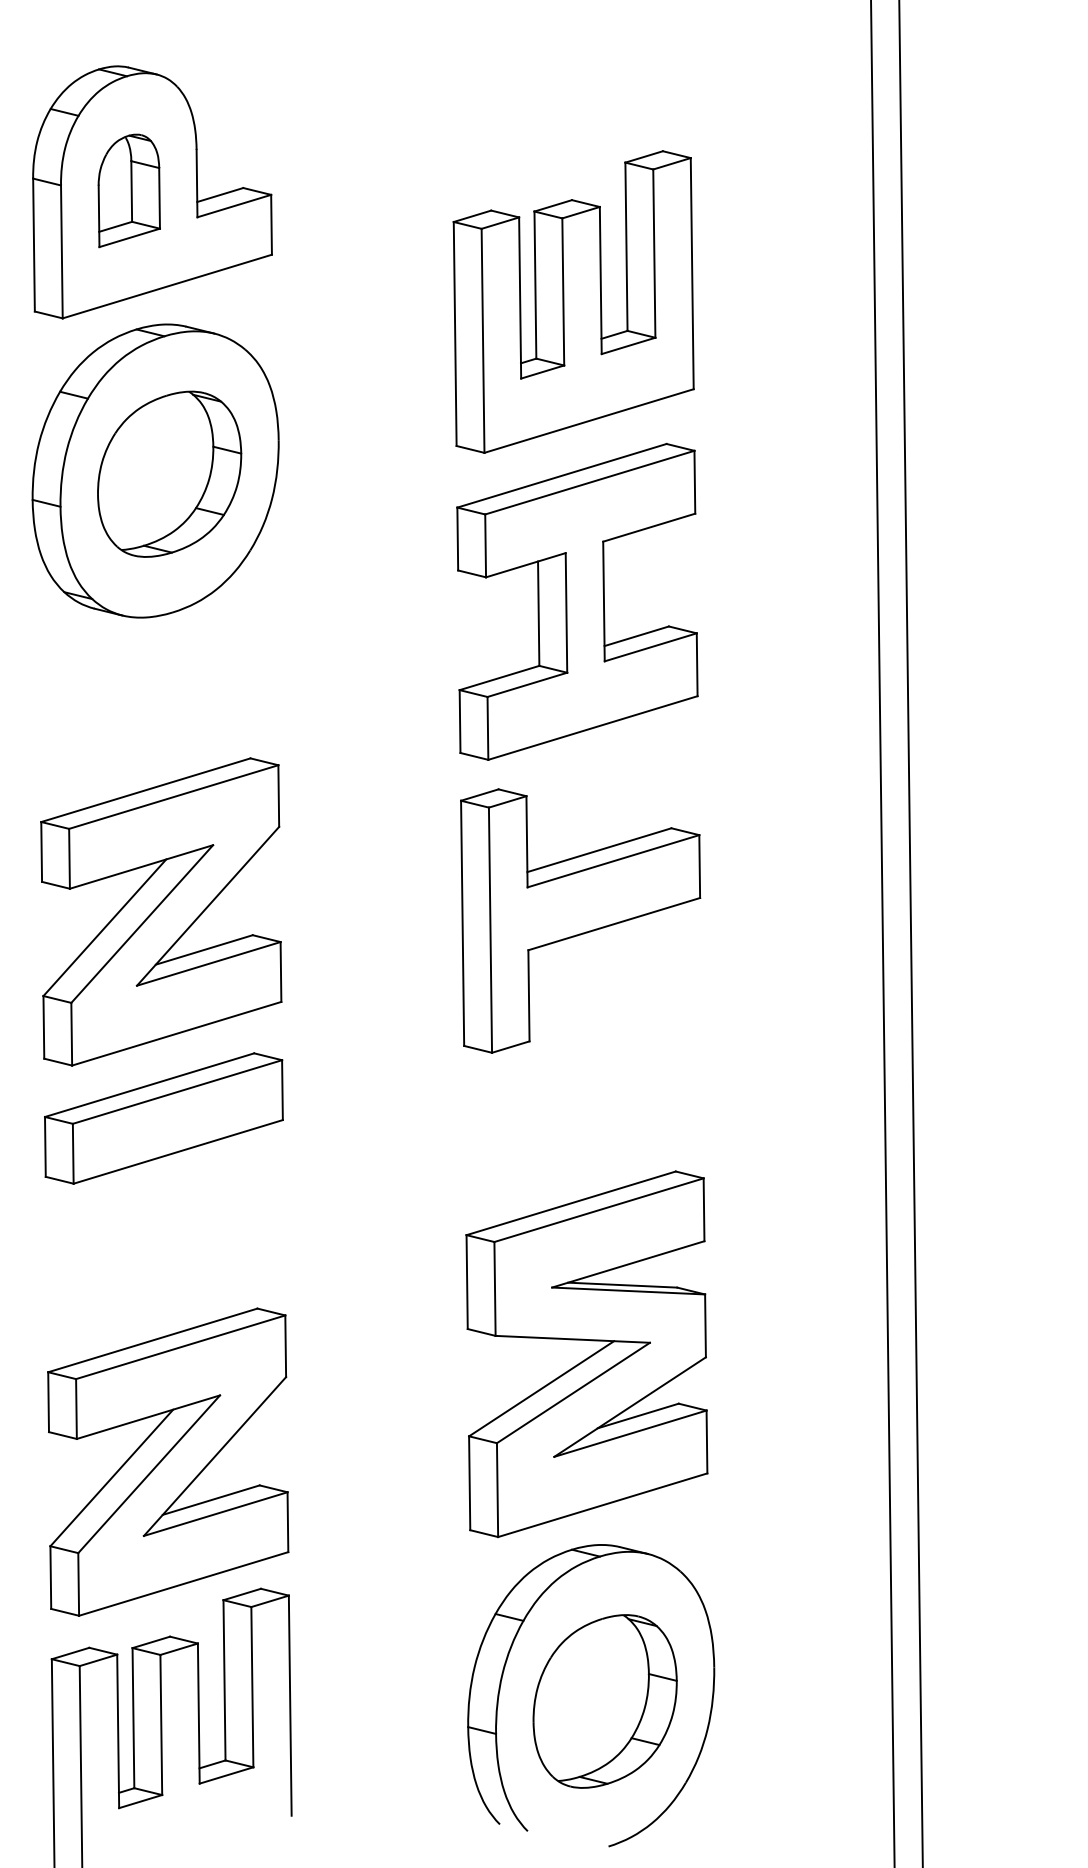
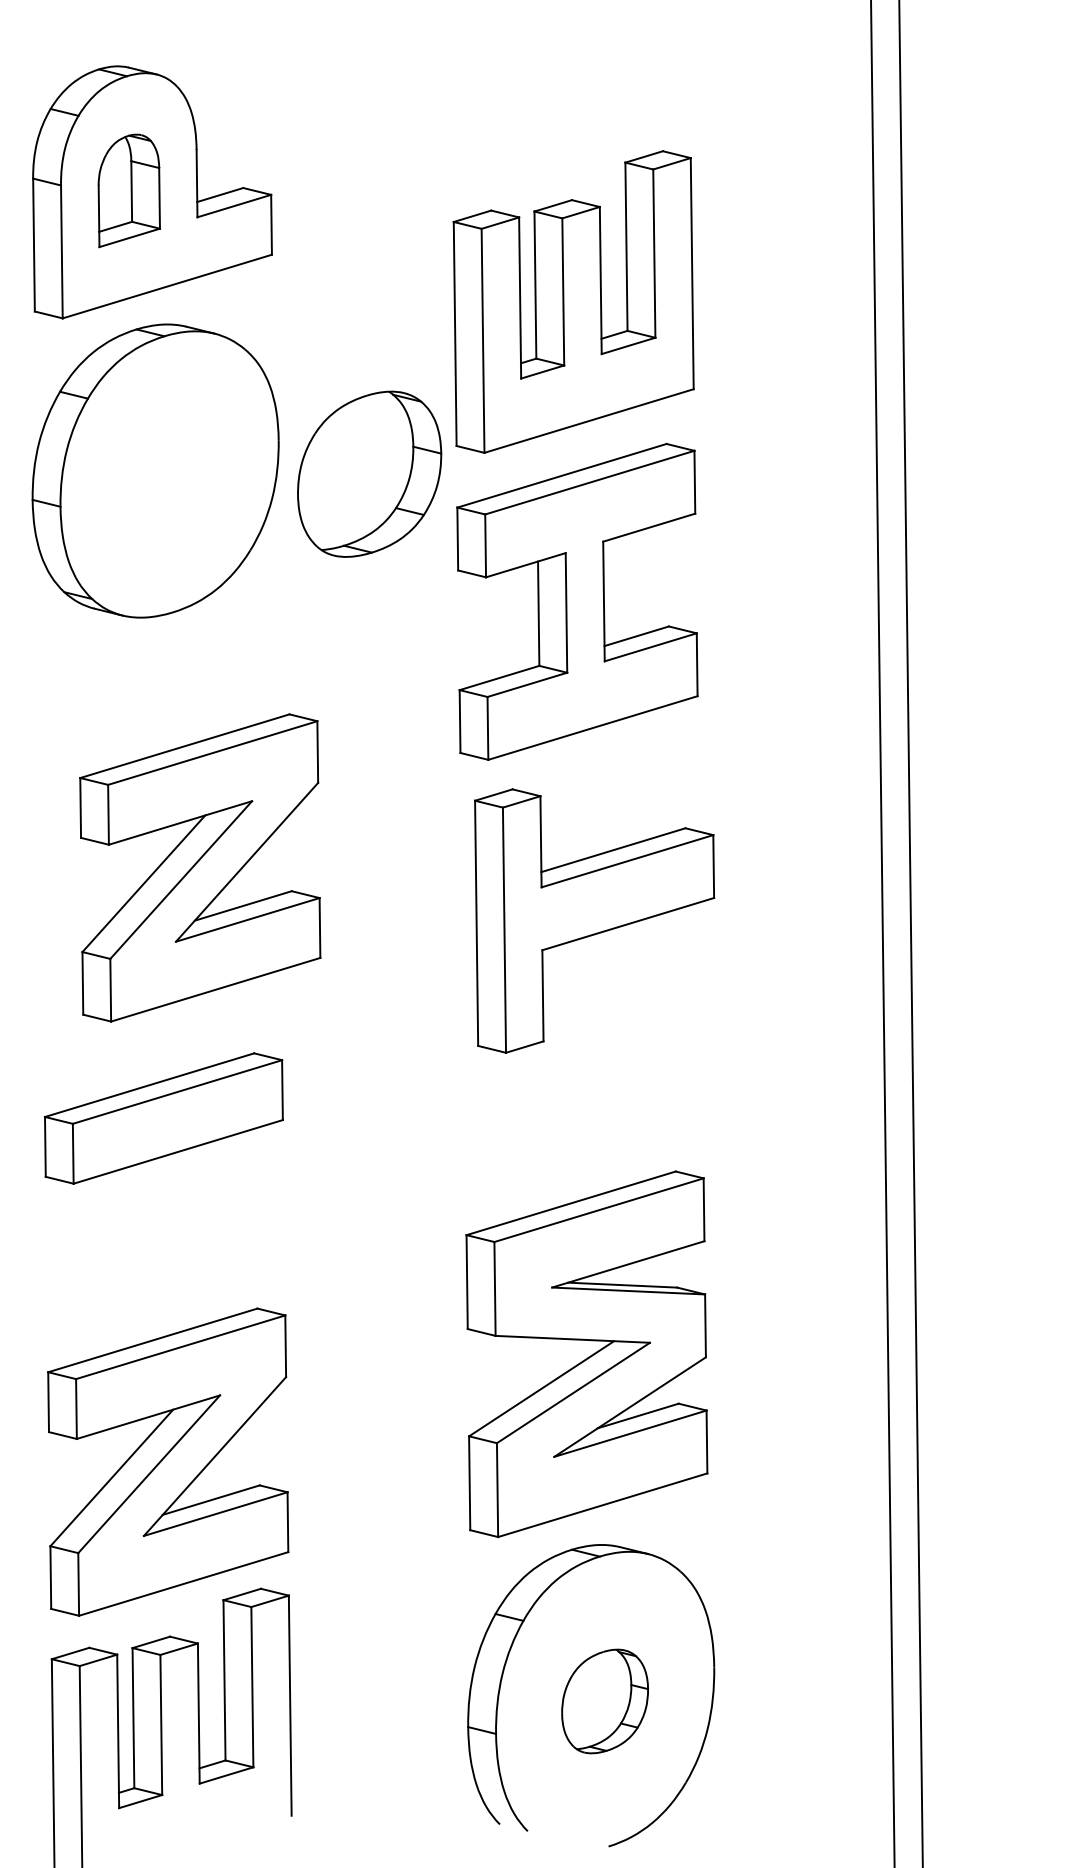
part position: (169, 473) -> (369, 473) (369, 473)
part position: (161, 911) -> (200, 867) (200, 867)
part position: (580, 920) -> (594, 920) (594, 920)
part size: 146x175 px -> 88x107 px (604, 1701)
